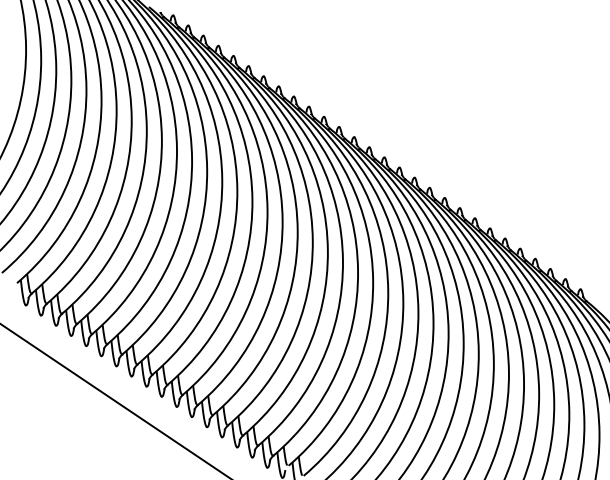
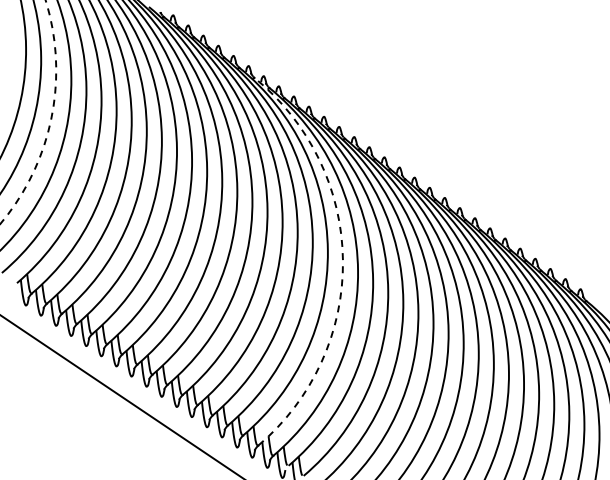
arc: solid -> dashed (51, 118)
arc: solid -> dashed (342, 260)
line position: (114, 400) -> (121, 396) (121, 396)
